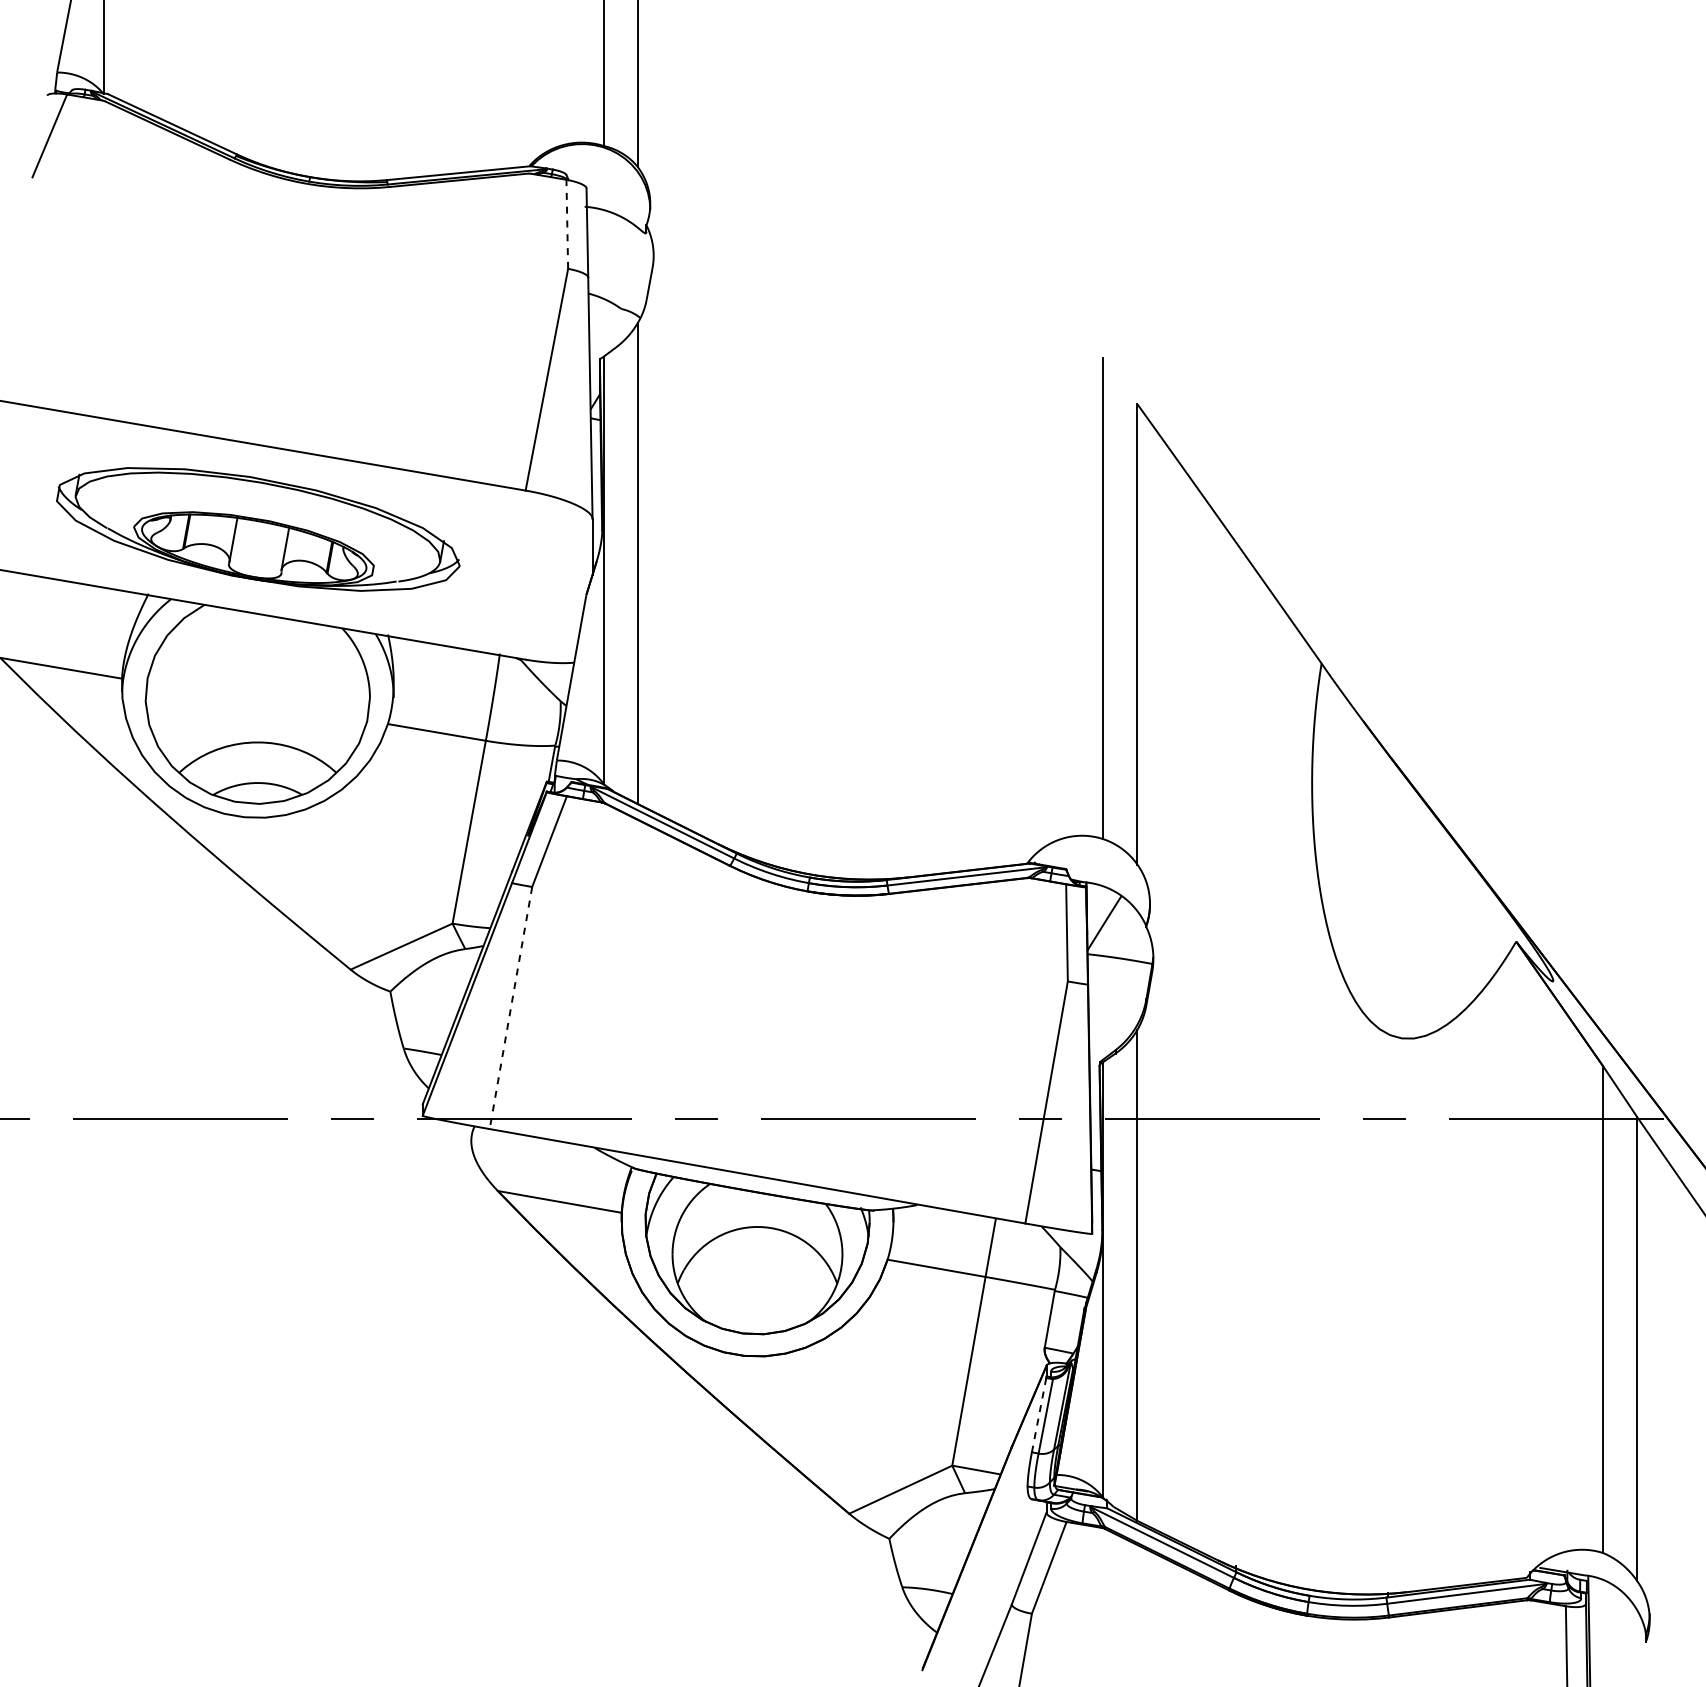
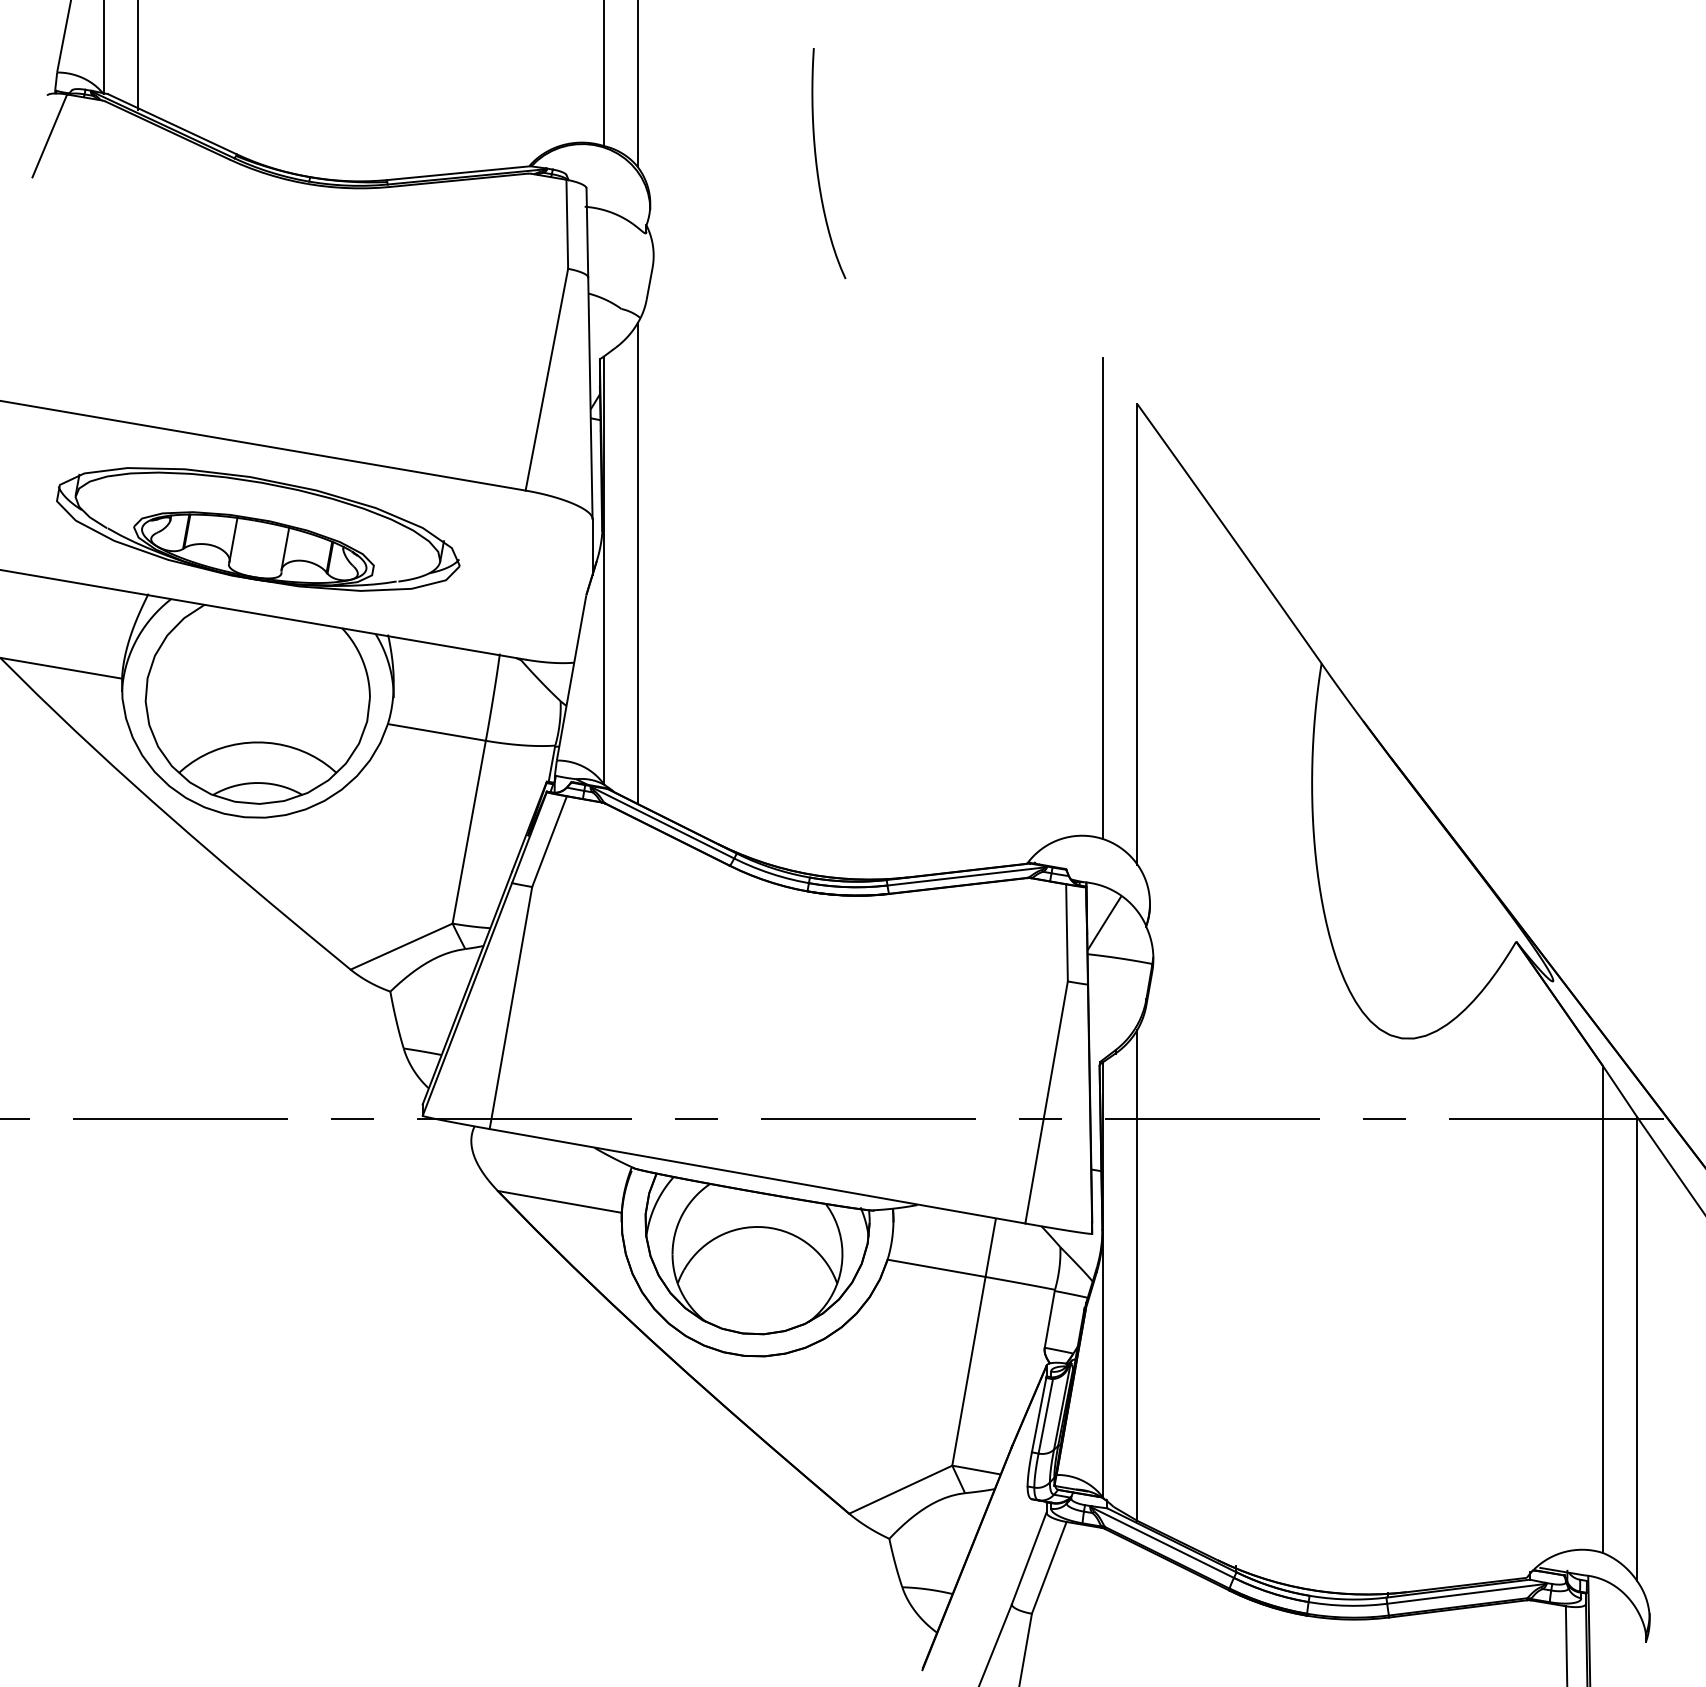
line: none -> present (138, 56)
curve: none -> present (817, 163)
line: dashed -> solid (567, 224)
line: dashed -> solid (510, 1008)
line: dashed -> solid (1039, 1415)
